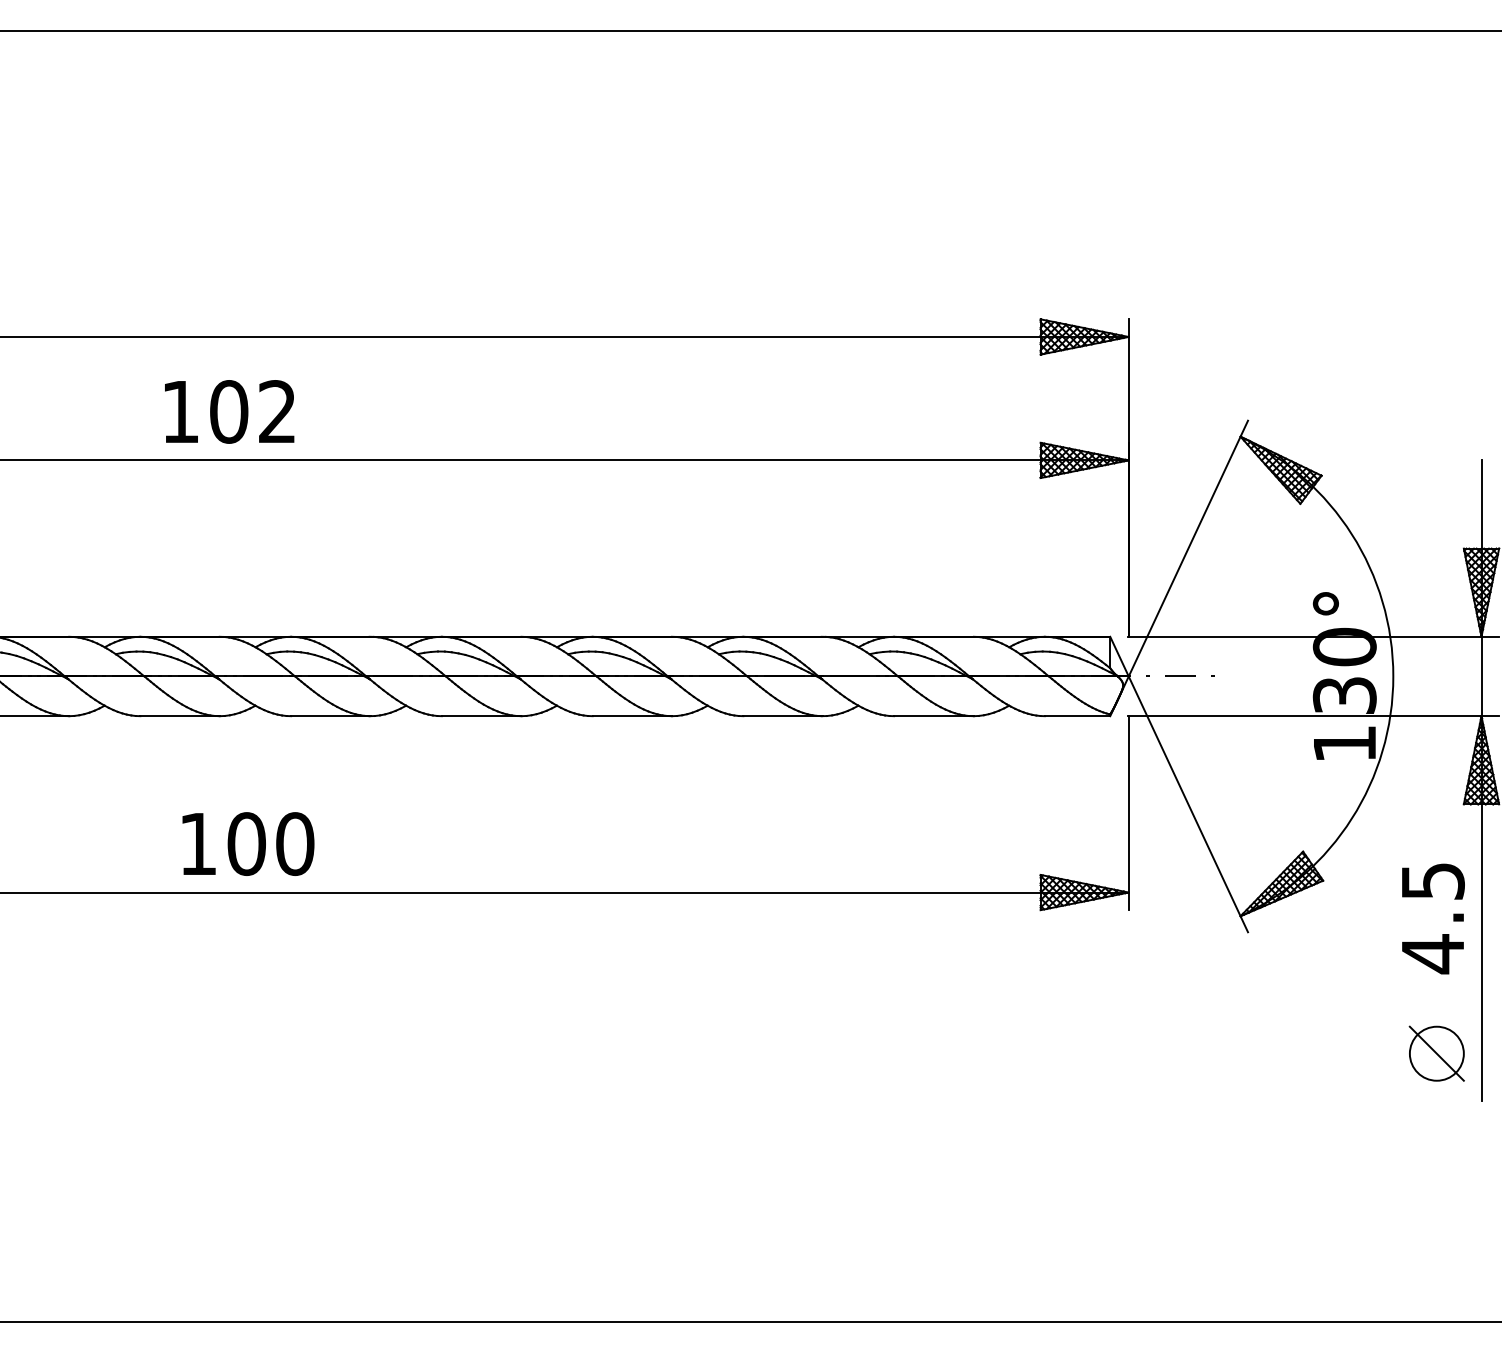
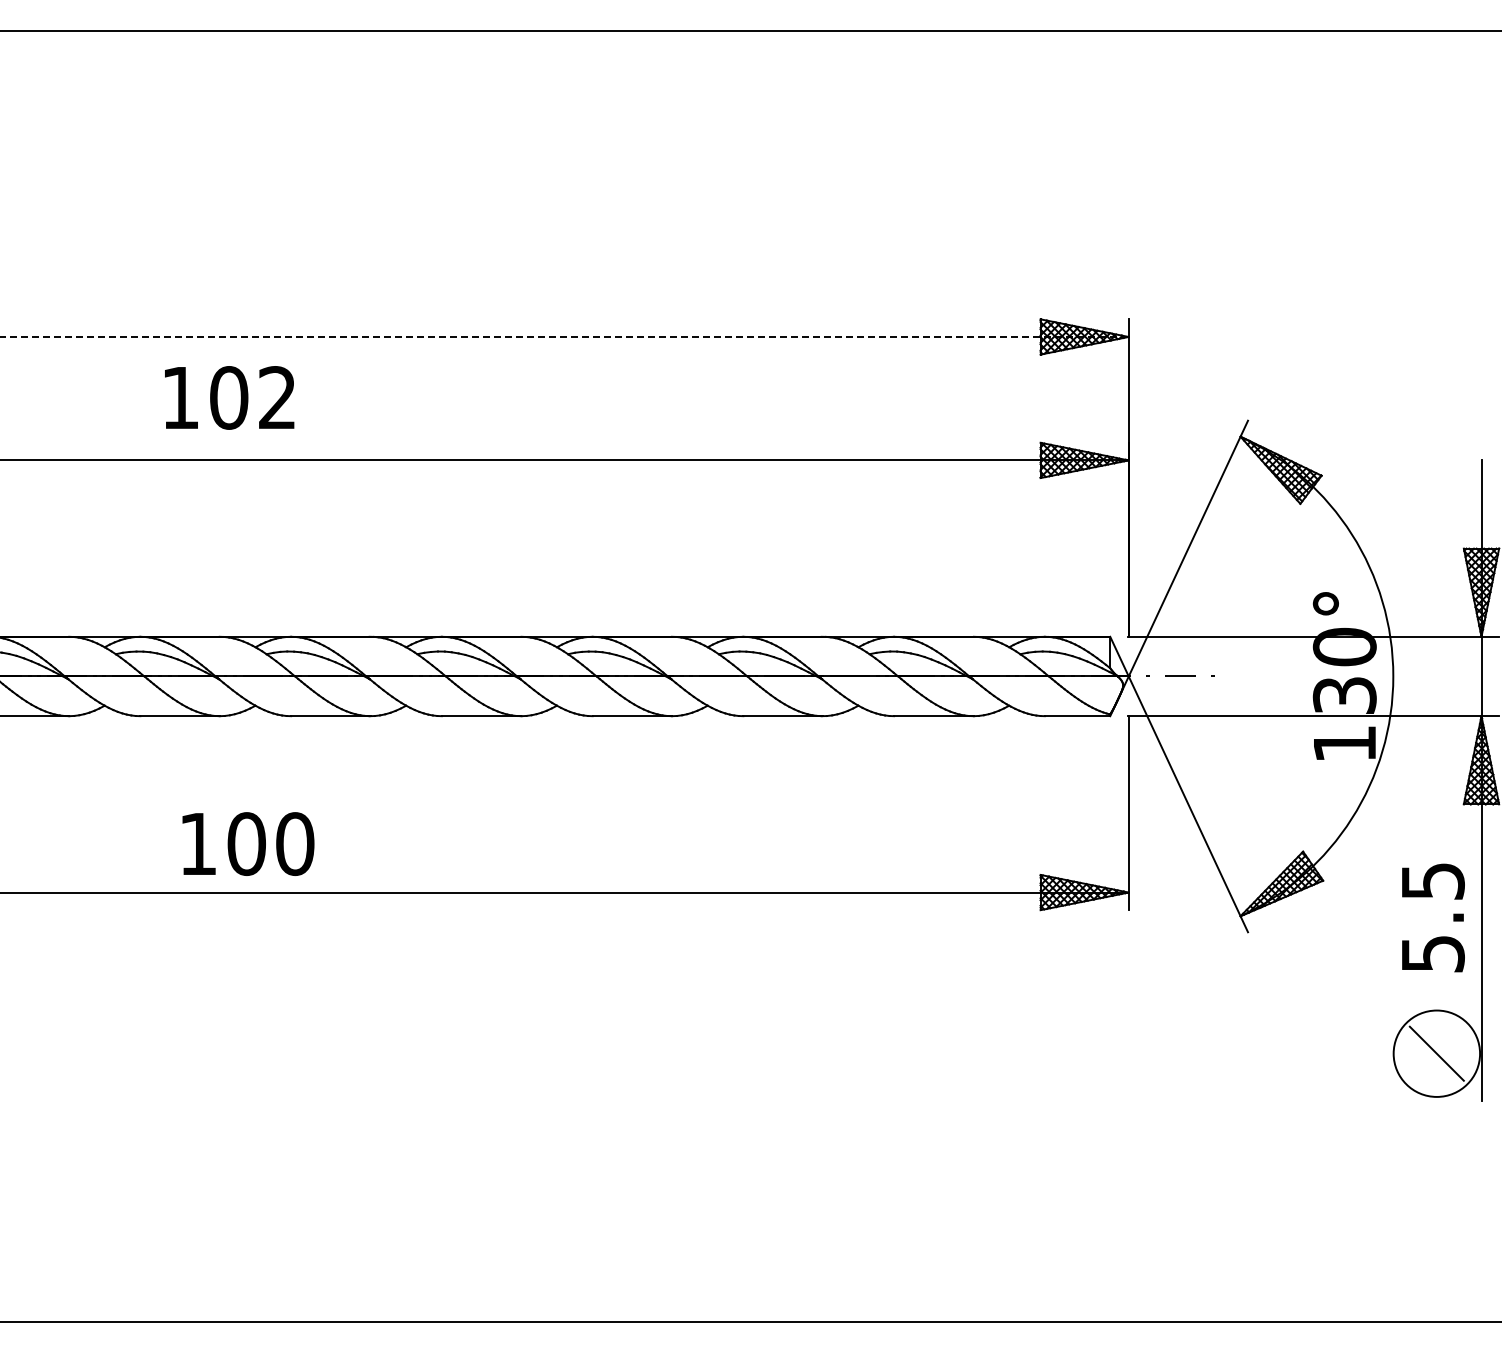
line: solid -> dashed (564, 336)
text position: (229, 411) -> (229, 397) (229, 397)
text: 4.5 -> 5.5 (1433, 954)
circle diameter: 54 px -> 86 px (1436, 1053)
